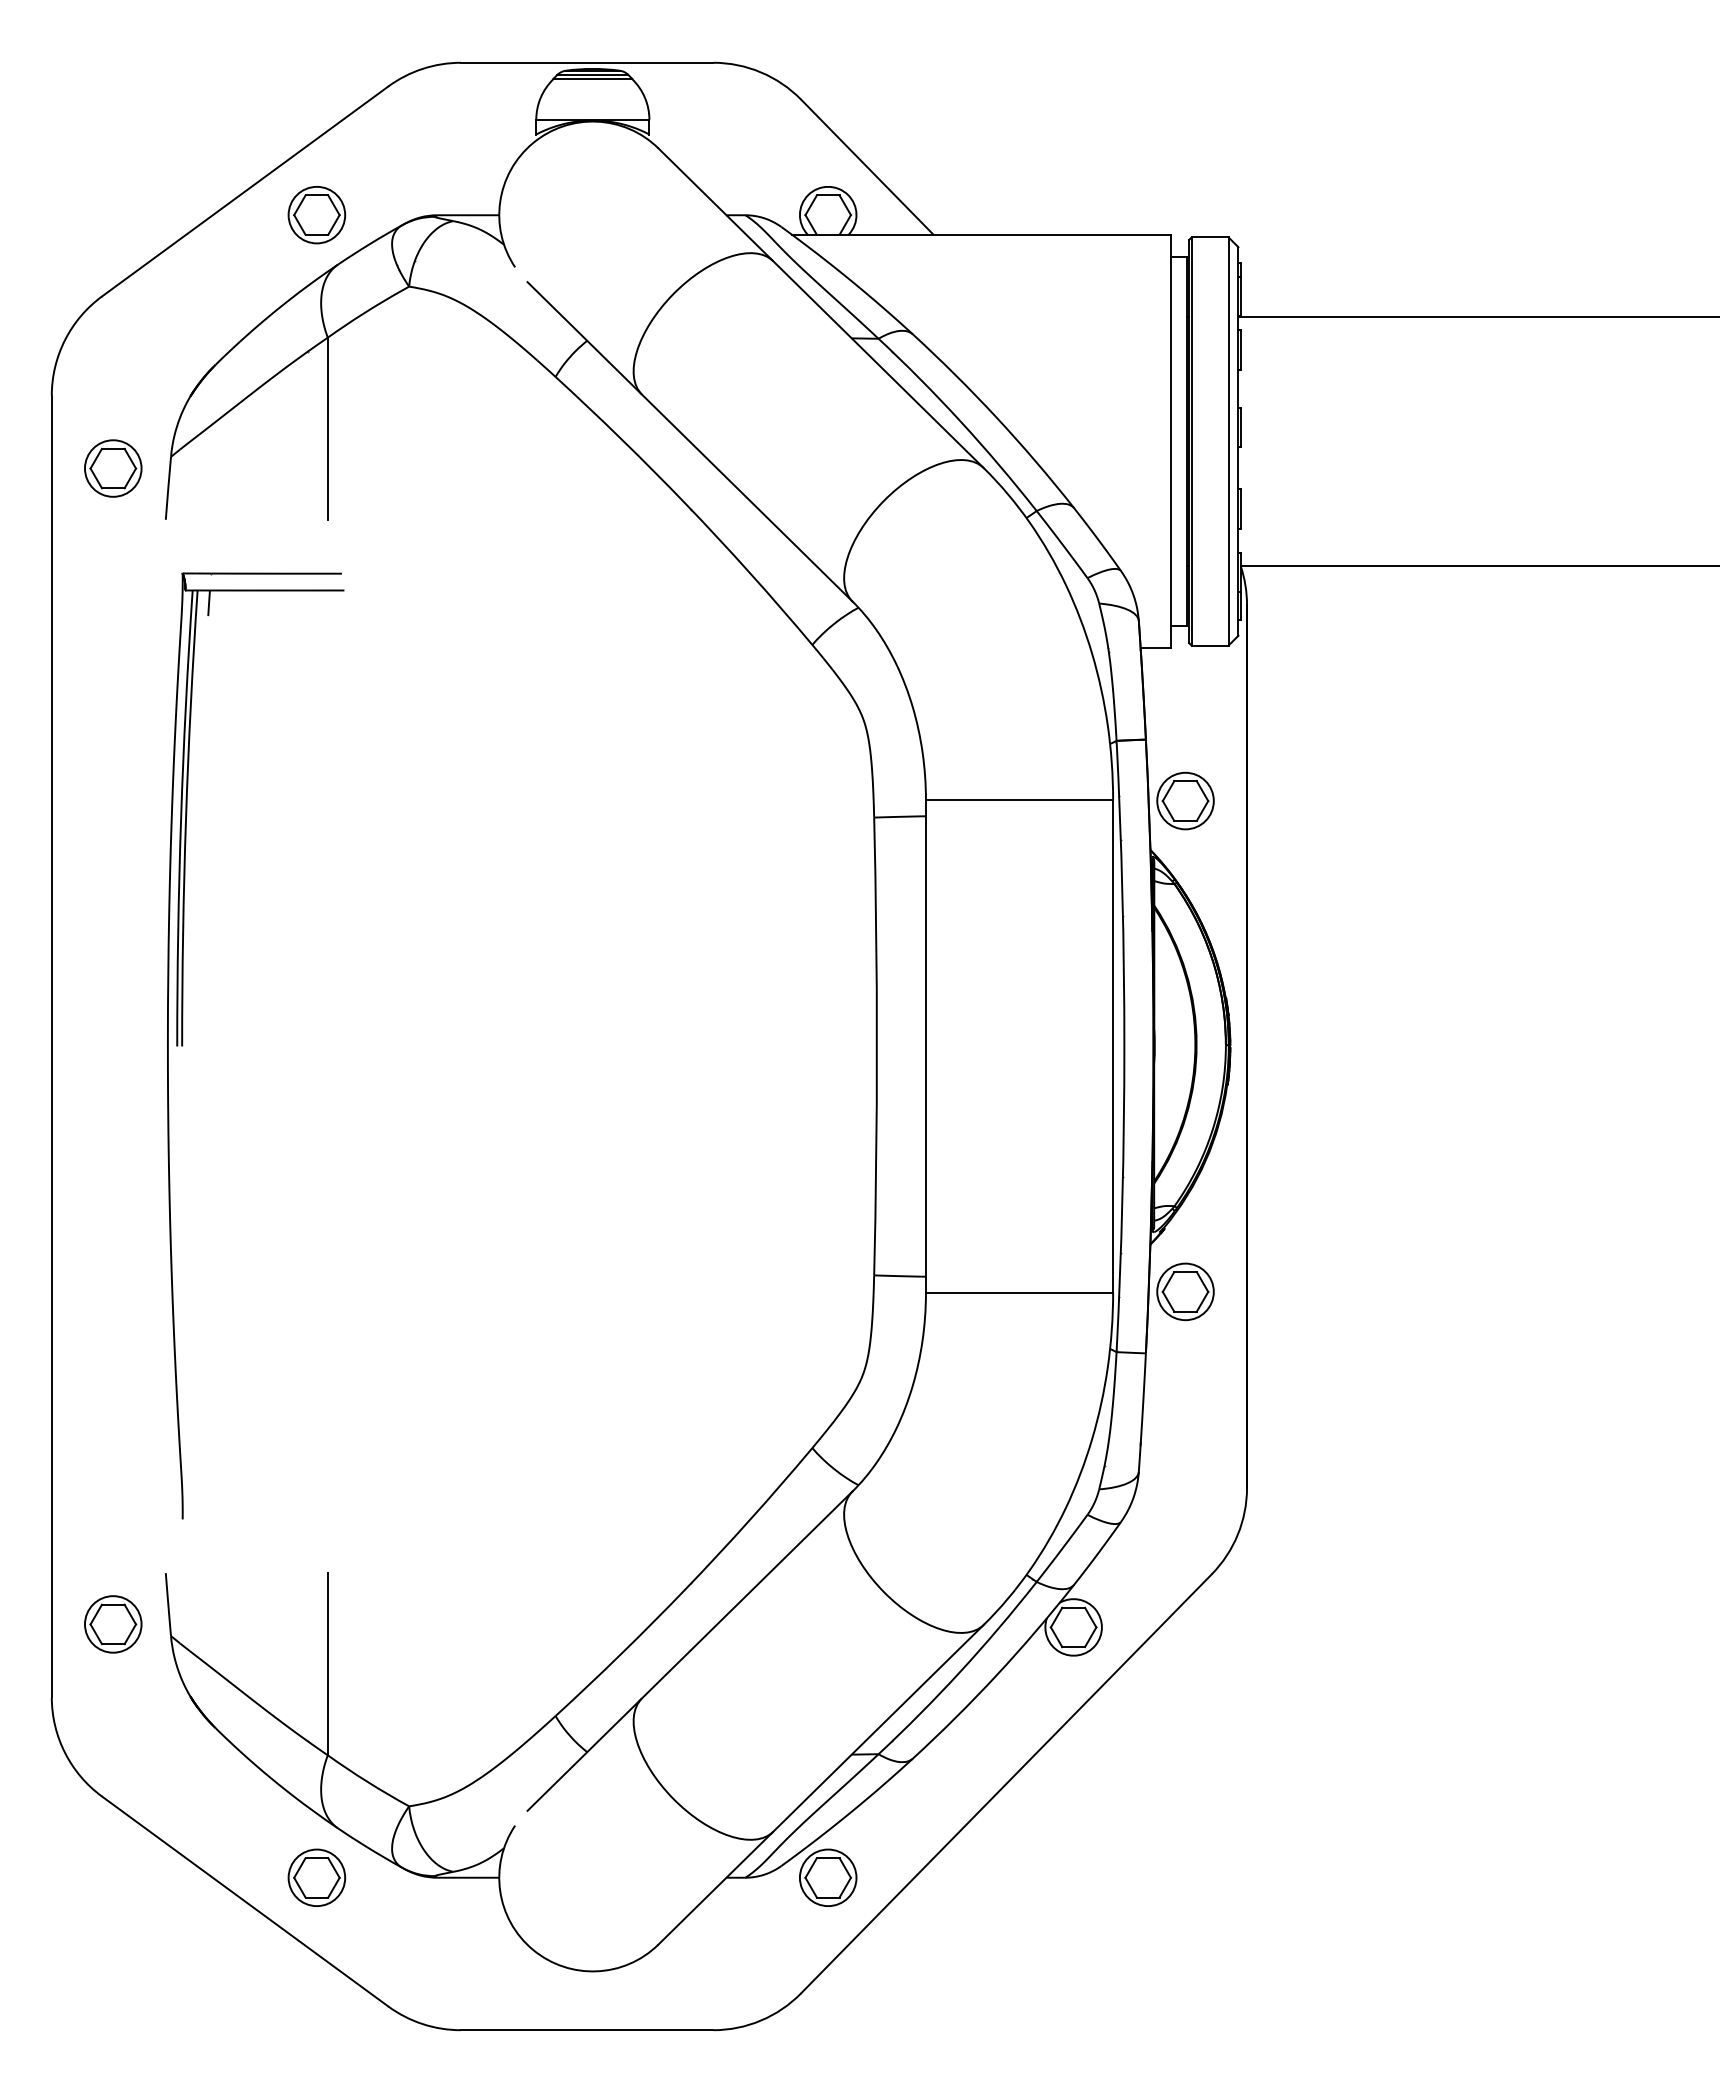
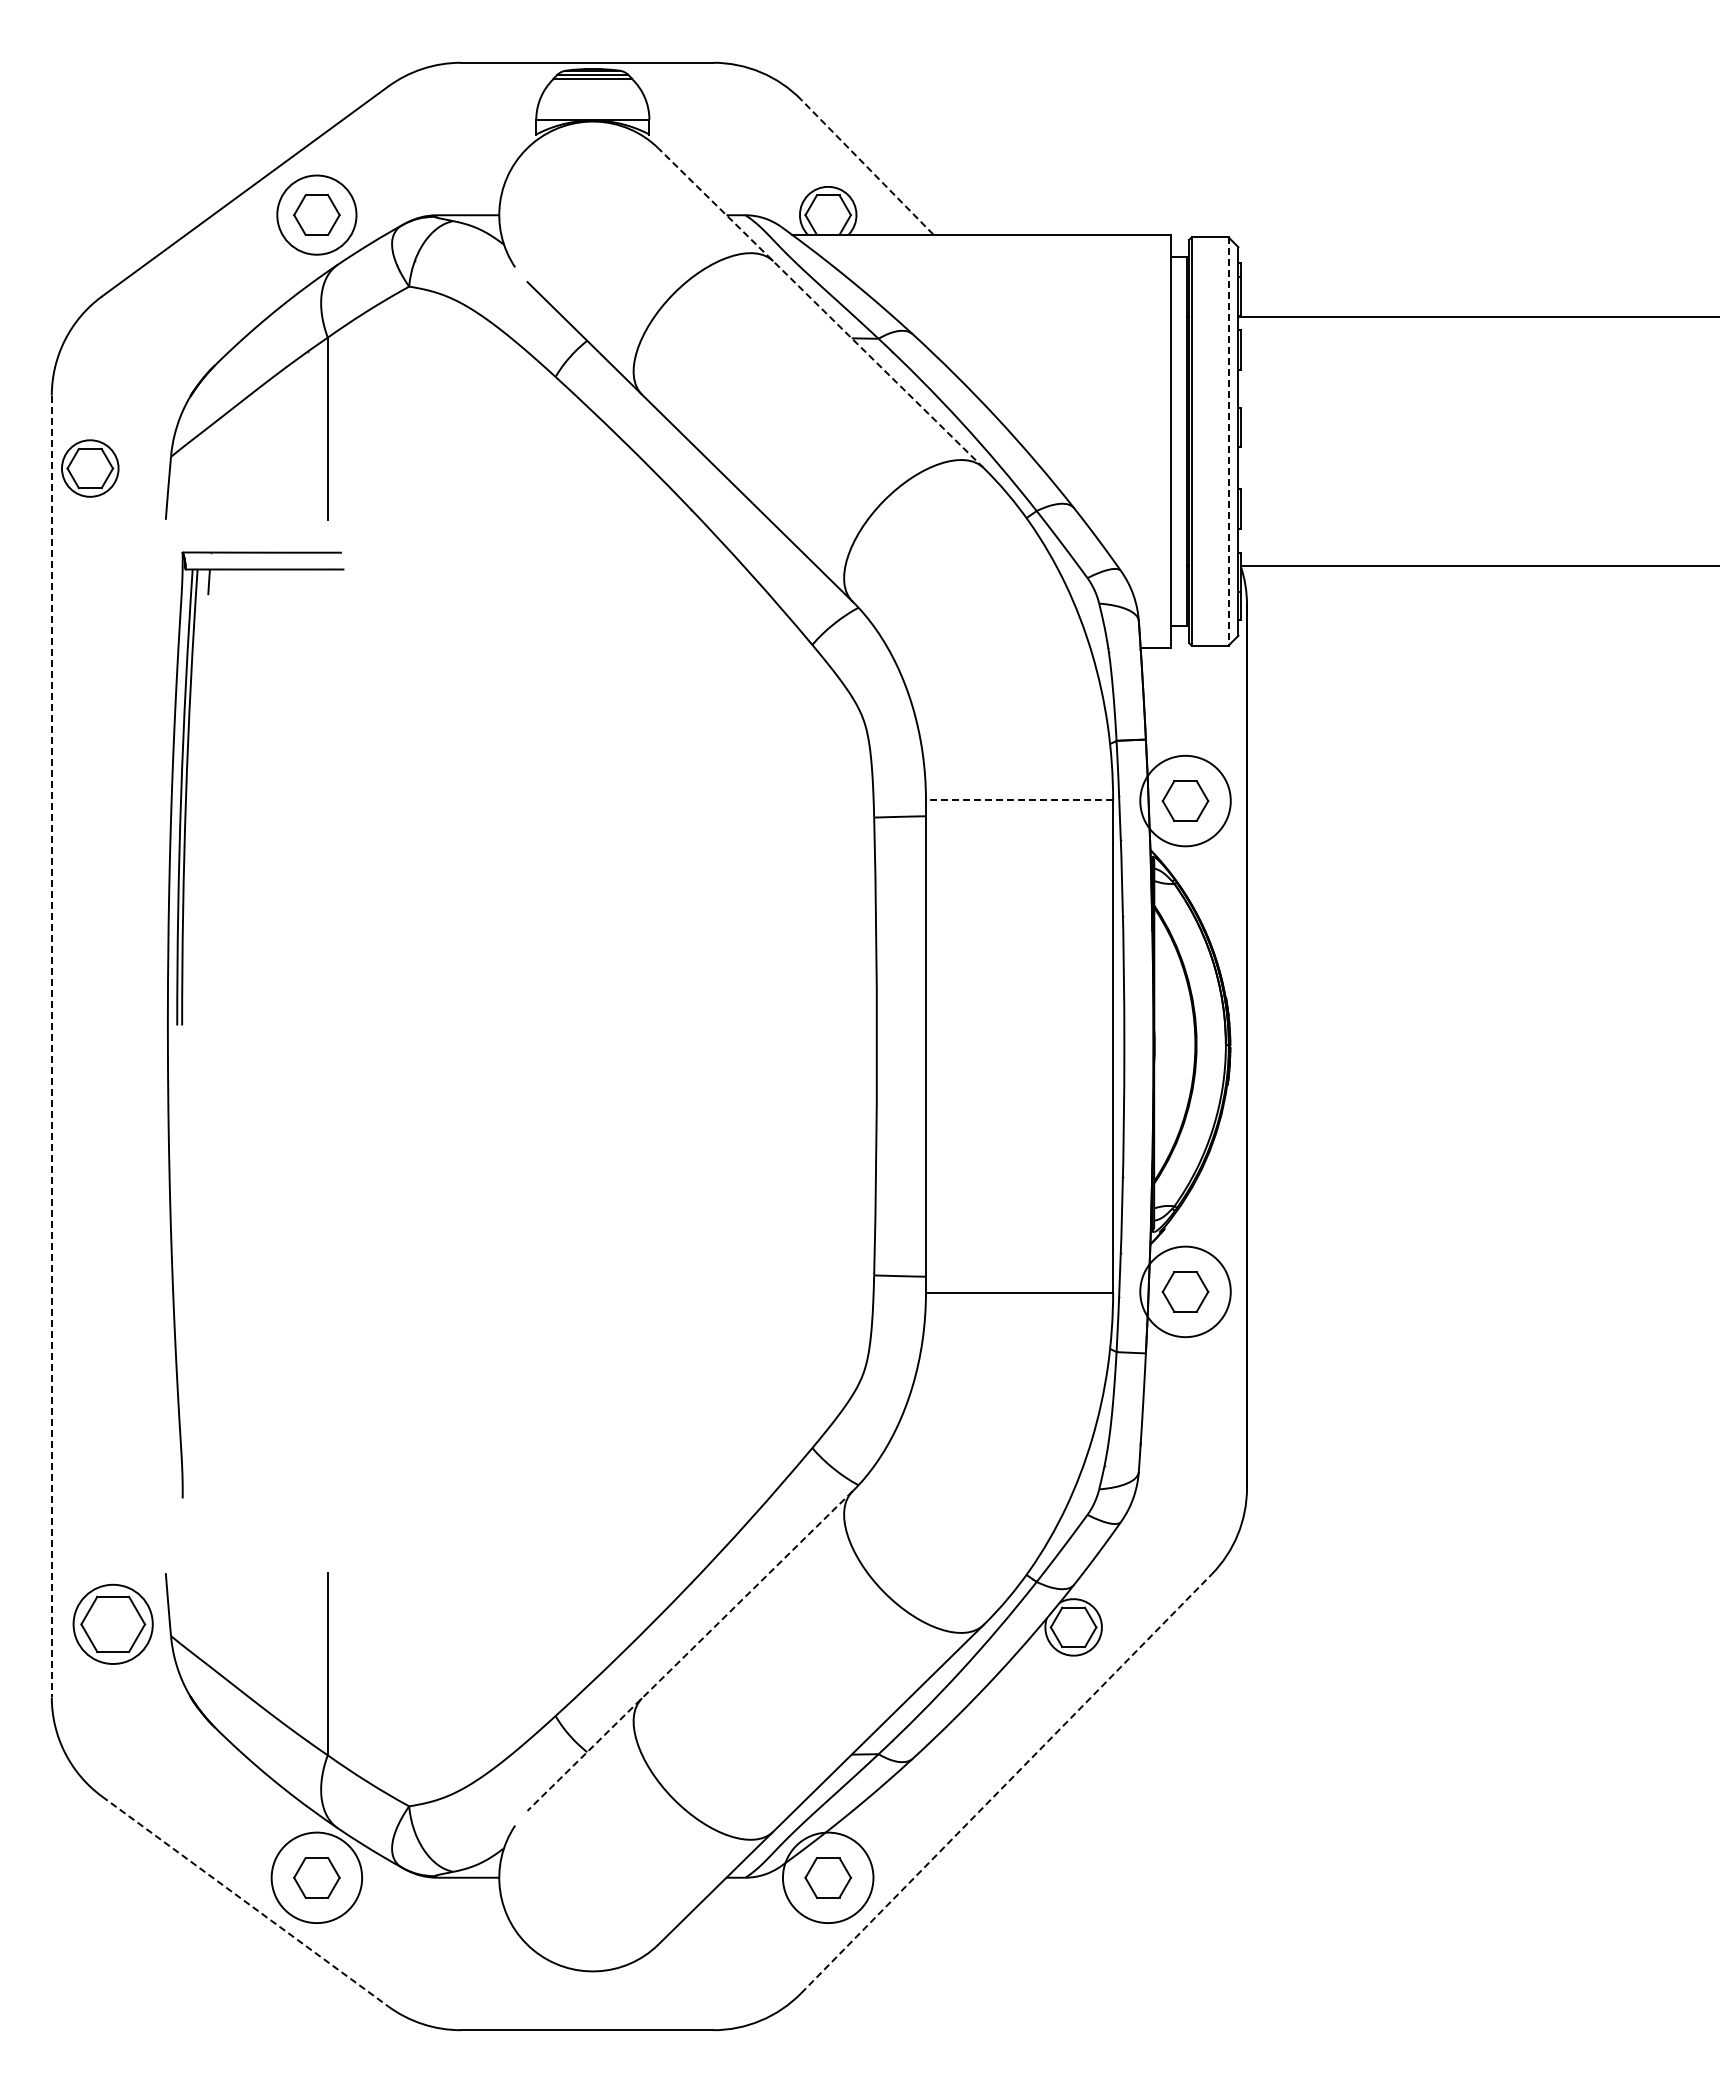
line: solid -> dashed (866, 166)
circle diameter: 57 px -> 79 px (316, 214)
line: solid -> dashed (820, 307)
line: solid -> dashed (1228, 442)
part position: (113, 468) -> (90, 468) (90, 468)
line: solid -> dashed (1019, 800)
circle diameter: 57 px -> 91 px (1185, 800)
part position: (183, 1045) -> (183, 1024) (183, 1024)
line: solid -> dashed (51, 1046)
circle diameter: 57 px -> 91 px (1185, 1291)
part size: 59x59 px -> 82x82 px (112, 1623)
line: solid -> dashed (690, 1651)
line: solid -> dashed (1006, 1783)
circle diameter: 57 px -> 91 px (316, 1877)
circle diameter: 57 px -> 91 px (827, 1877)
line: solid -> dashed (245, 1901)
